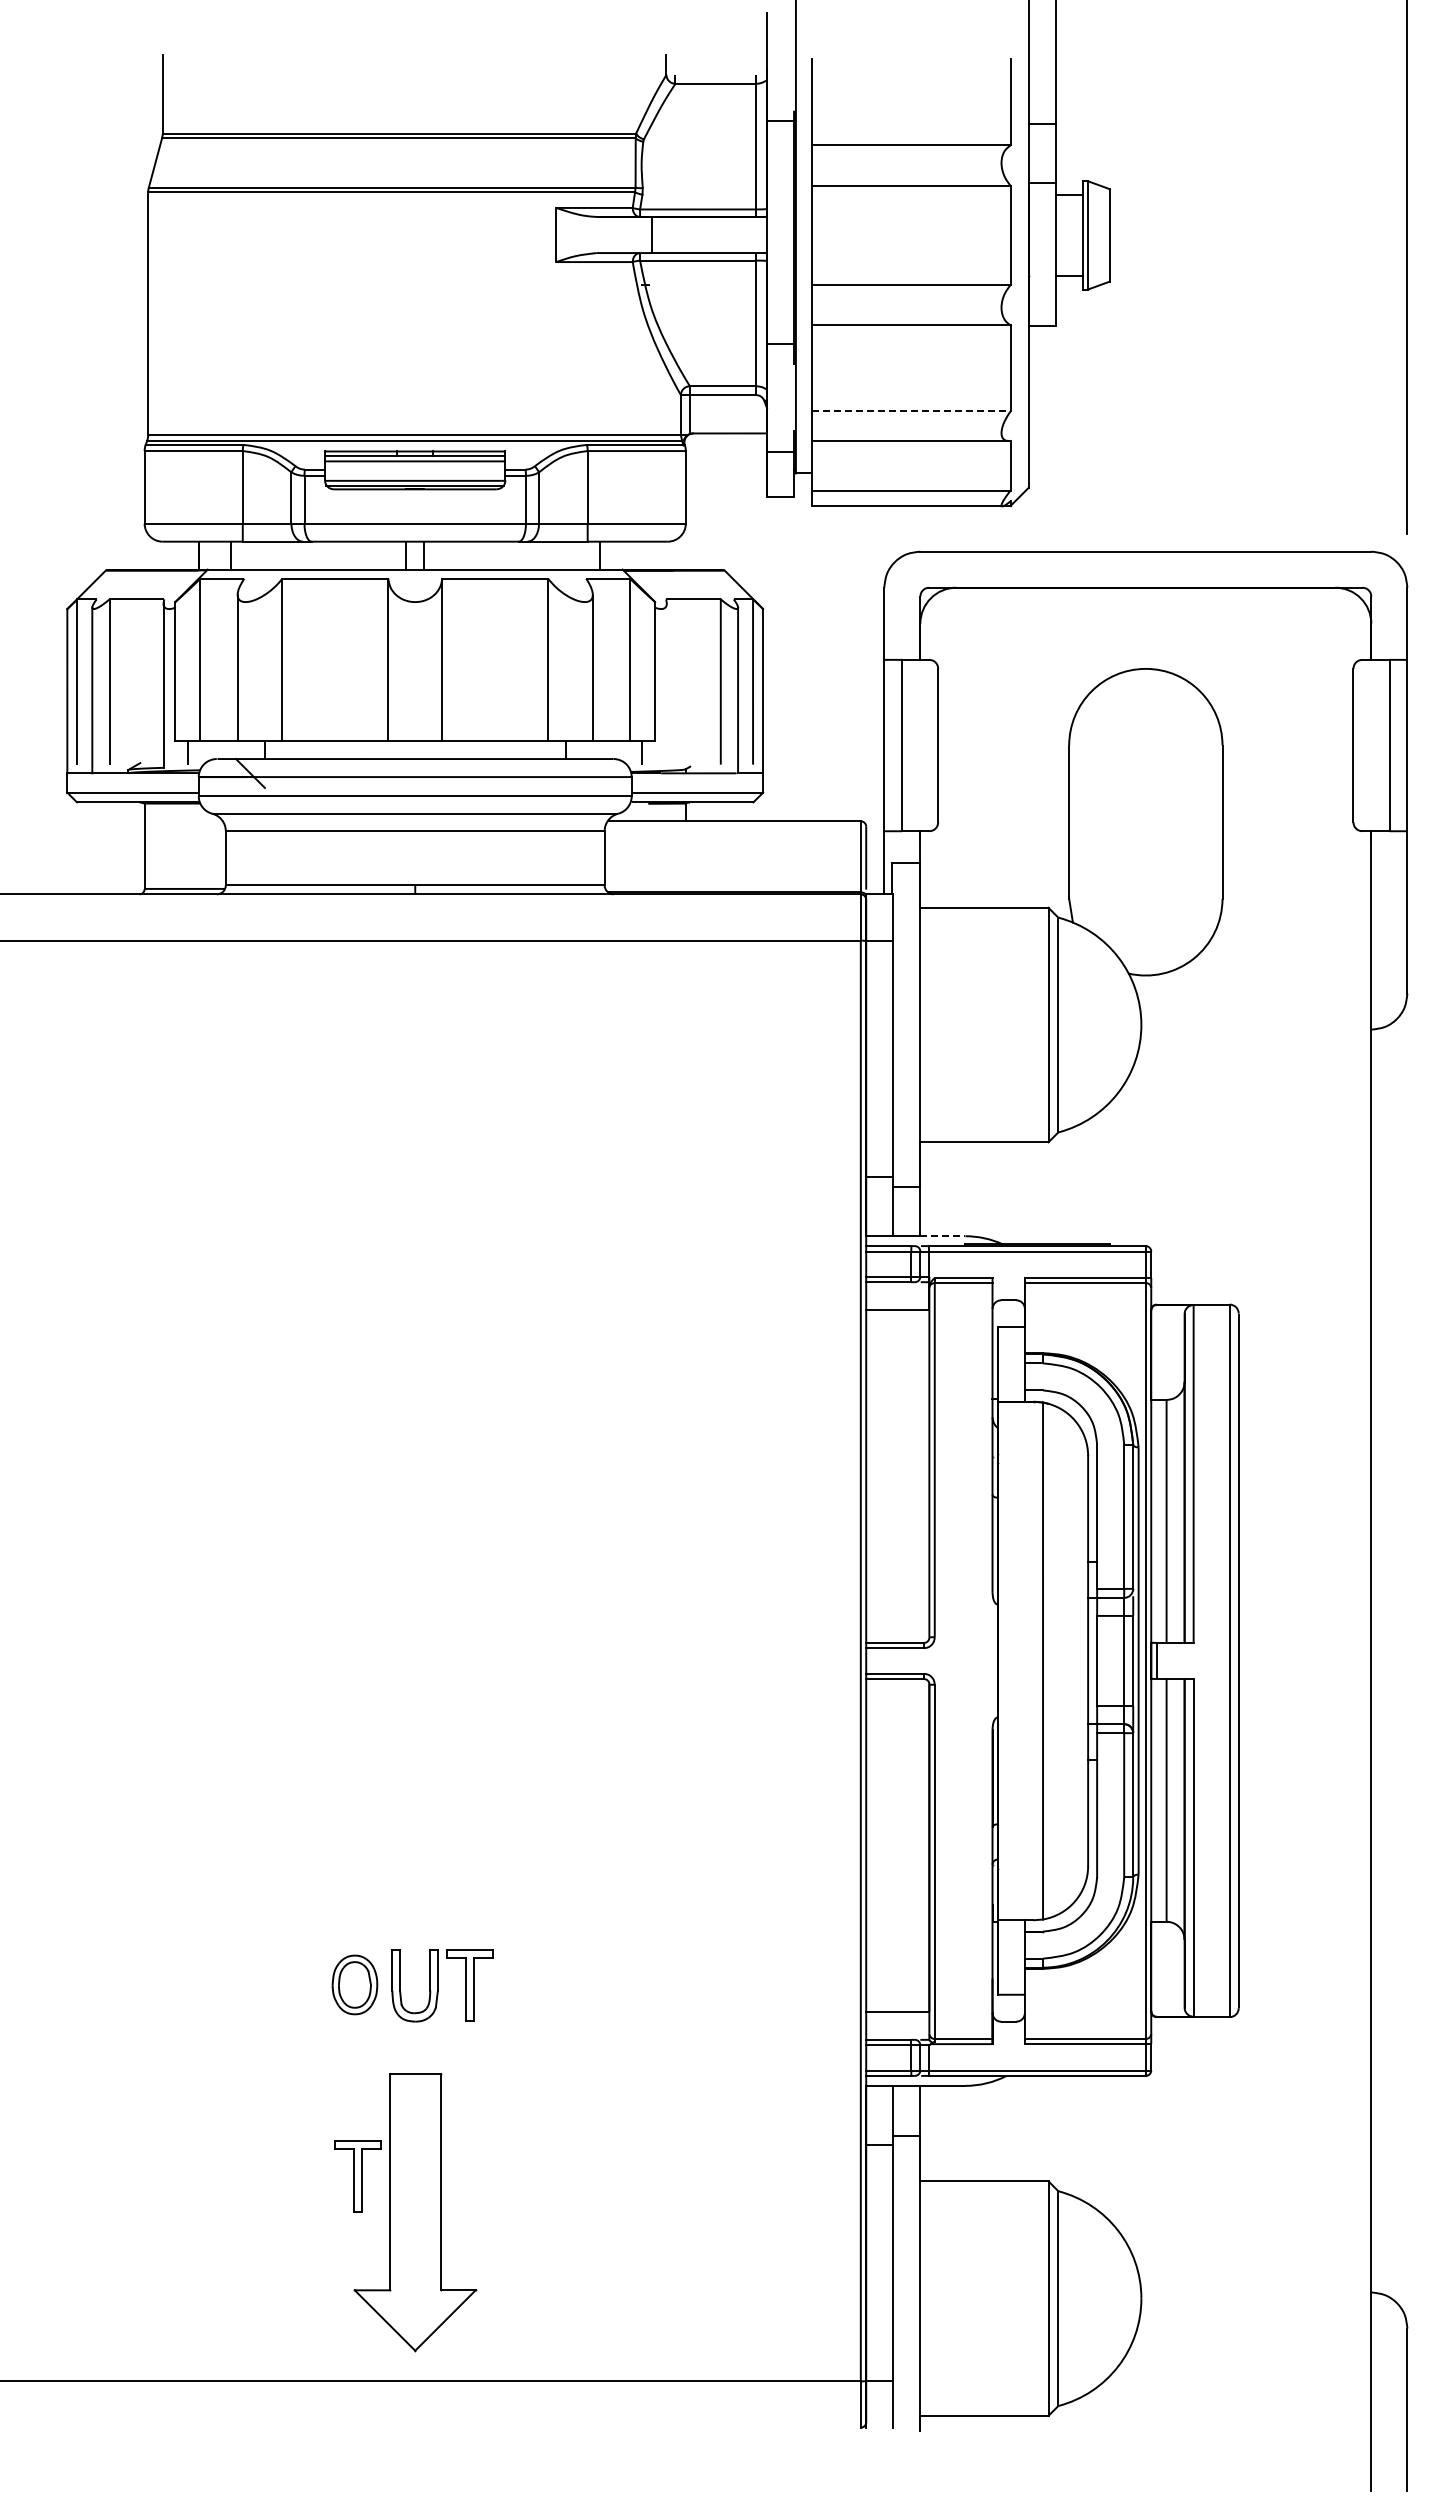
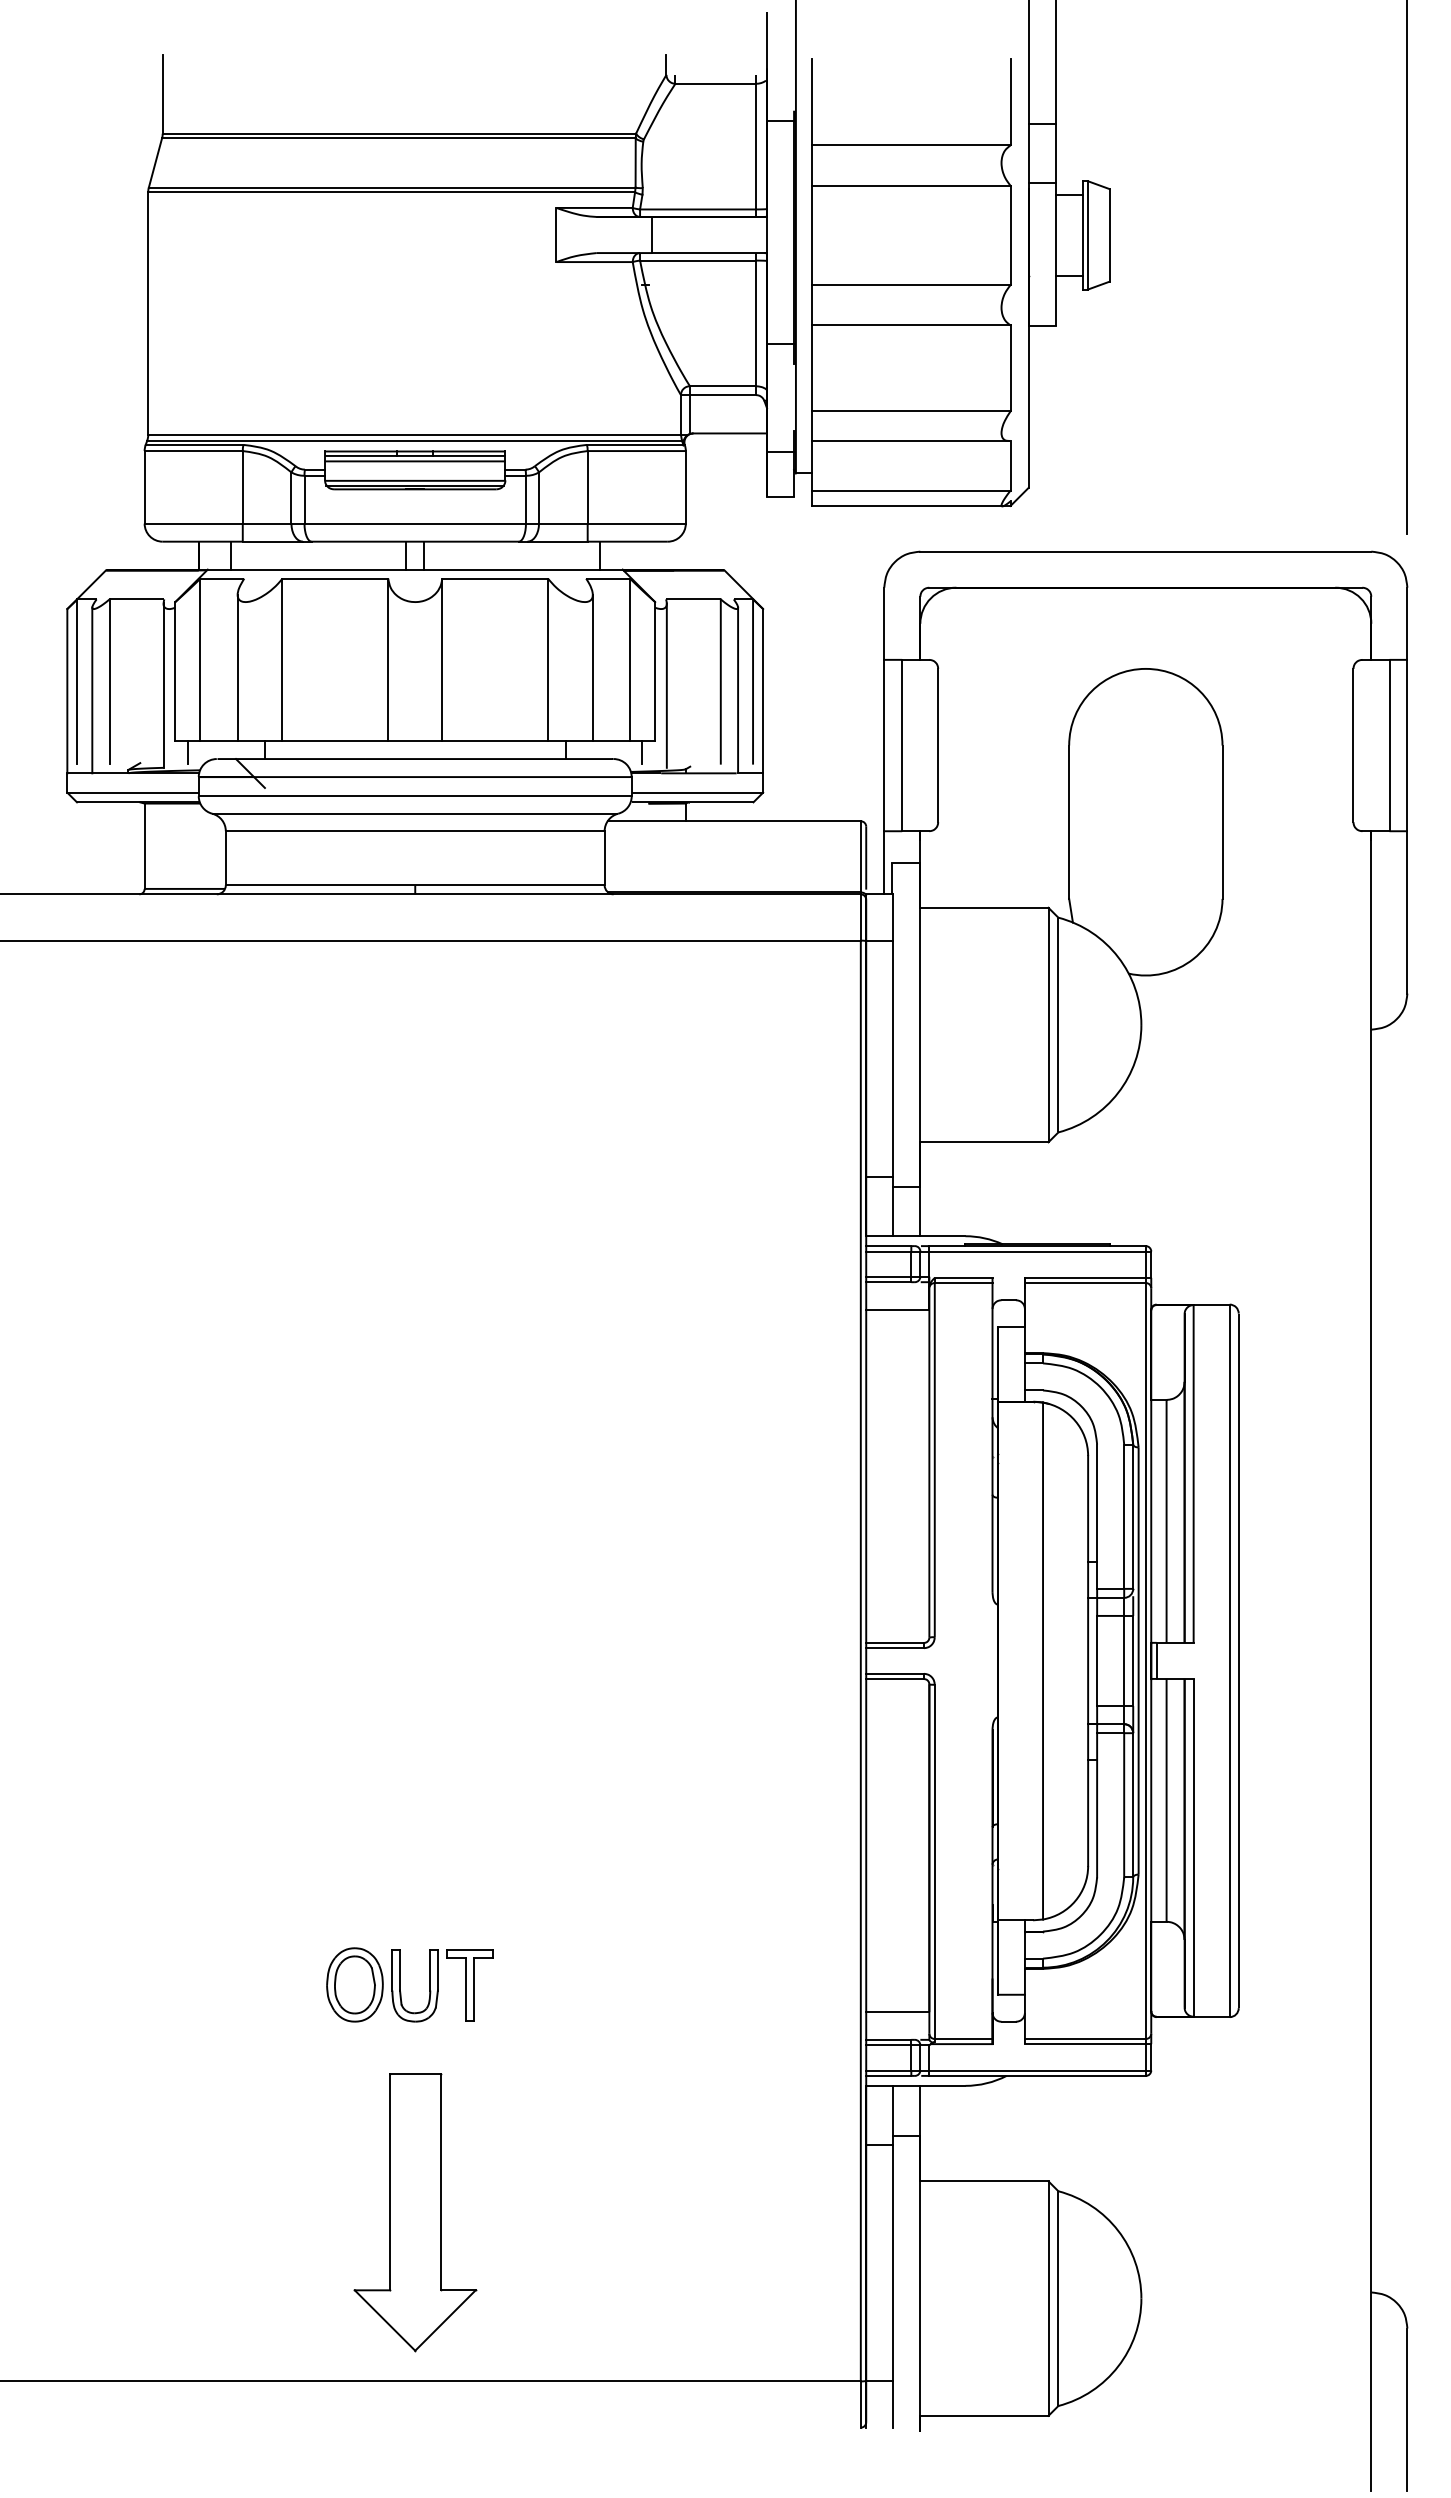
line: dashed -> solid (911, 411)
line: none -> present (666, 685)
line: dashed -> solid (942, 1236)
part size: 48x62 px -> 58x76 px (354, 1984)
part: present -> none (357, 2176)
